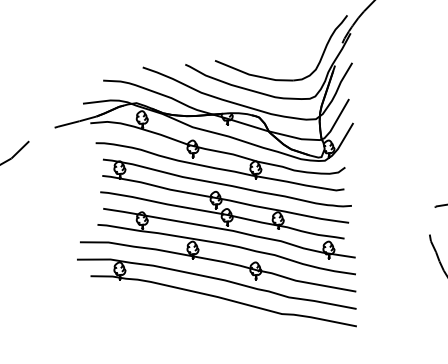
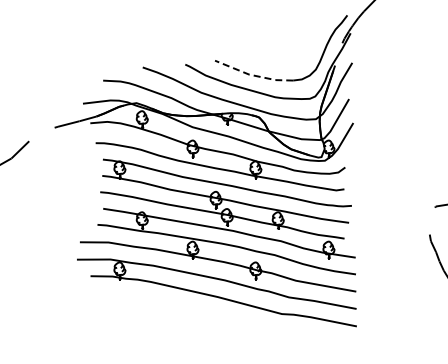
line: solid -> dashed (253, 75)
